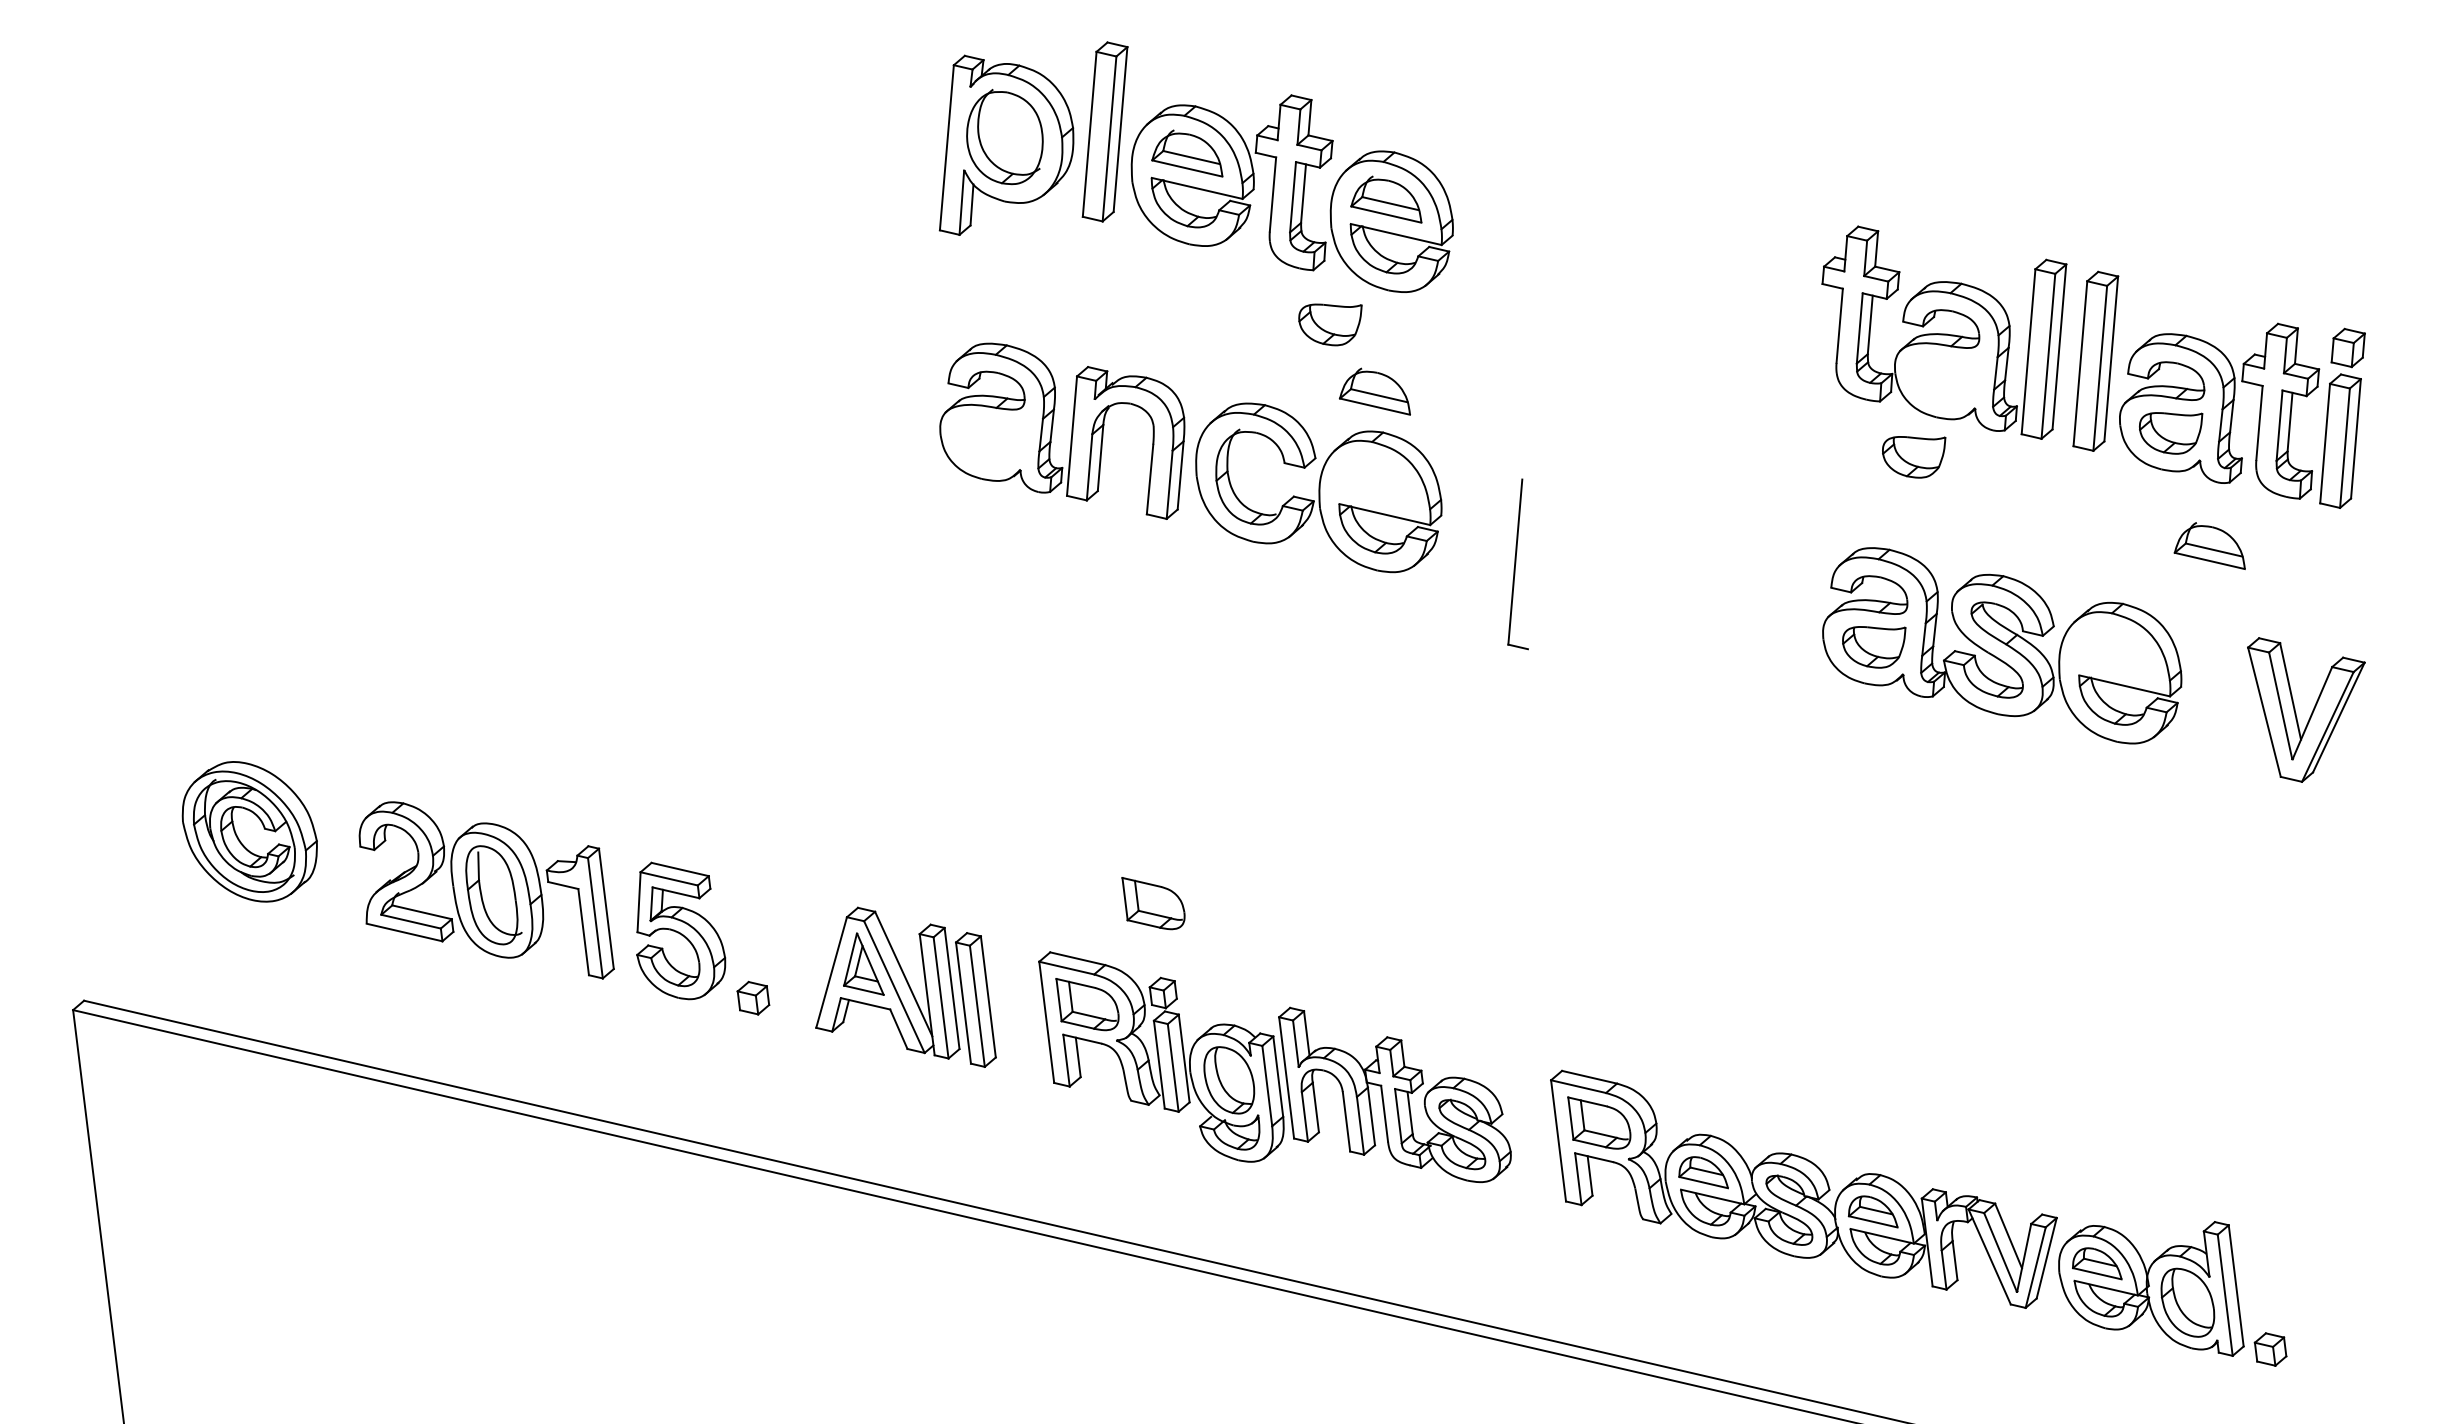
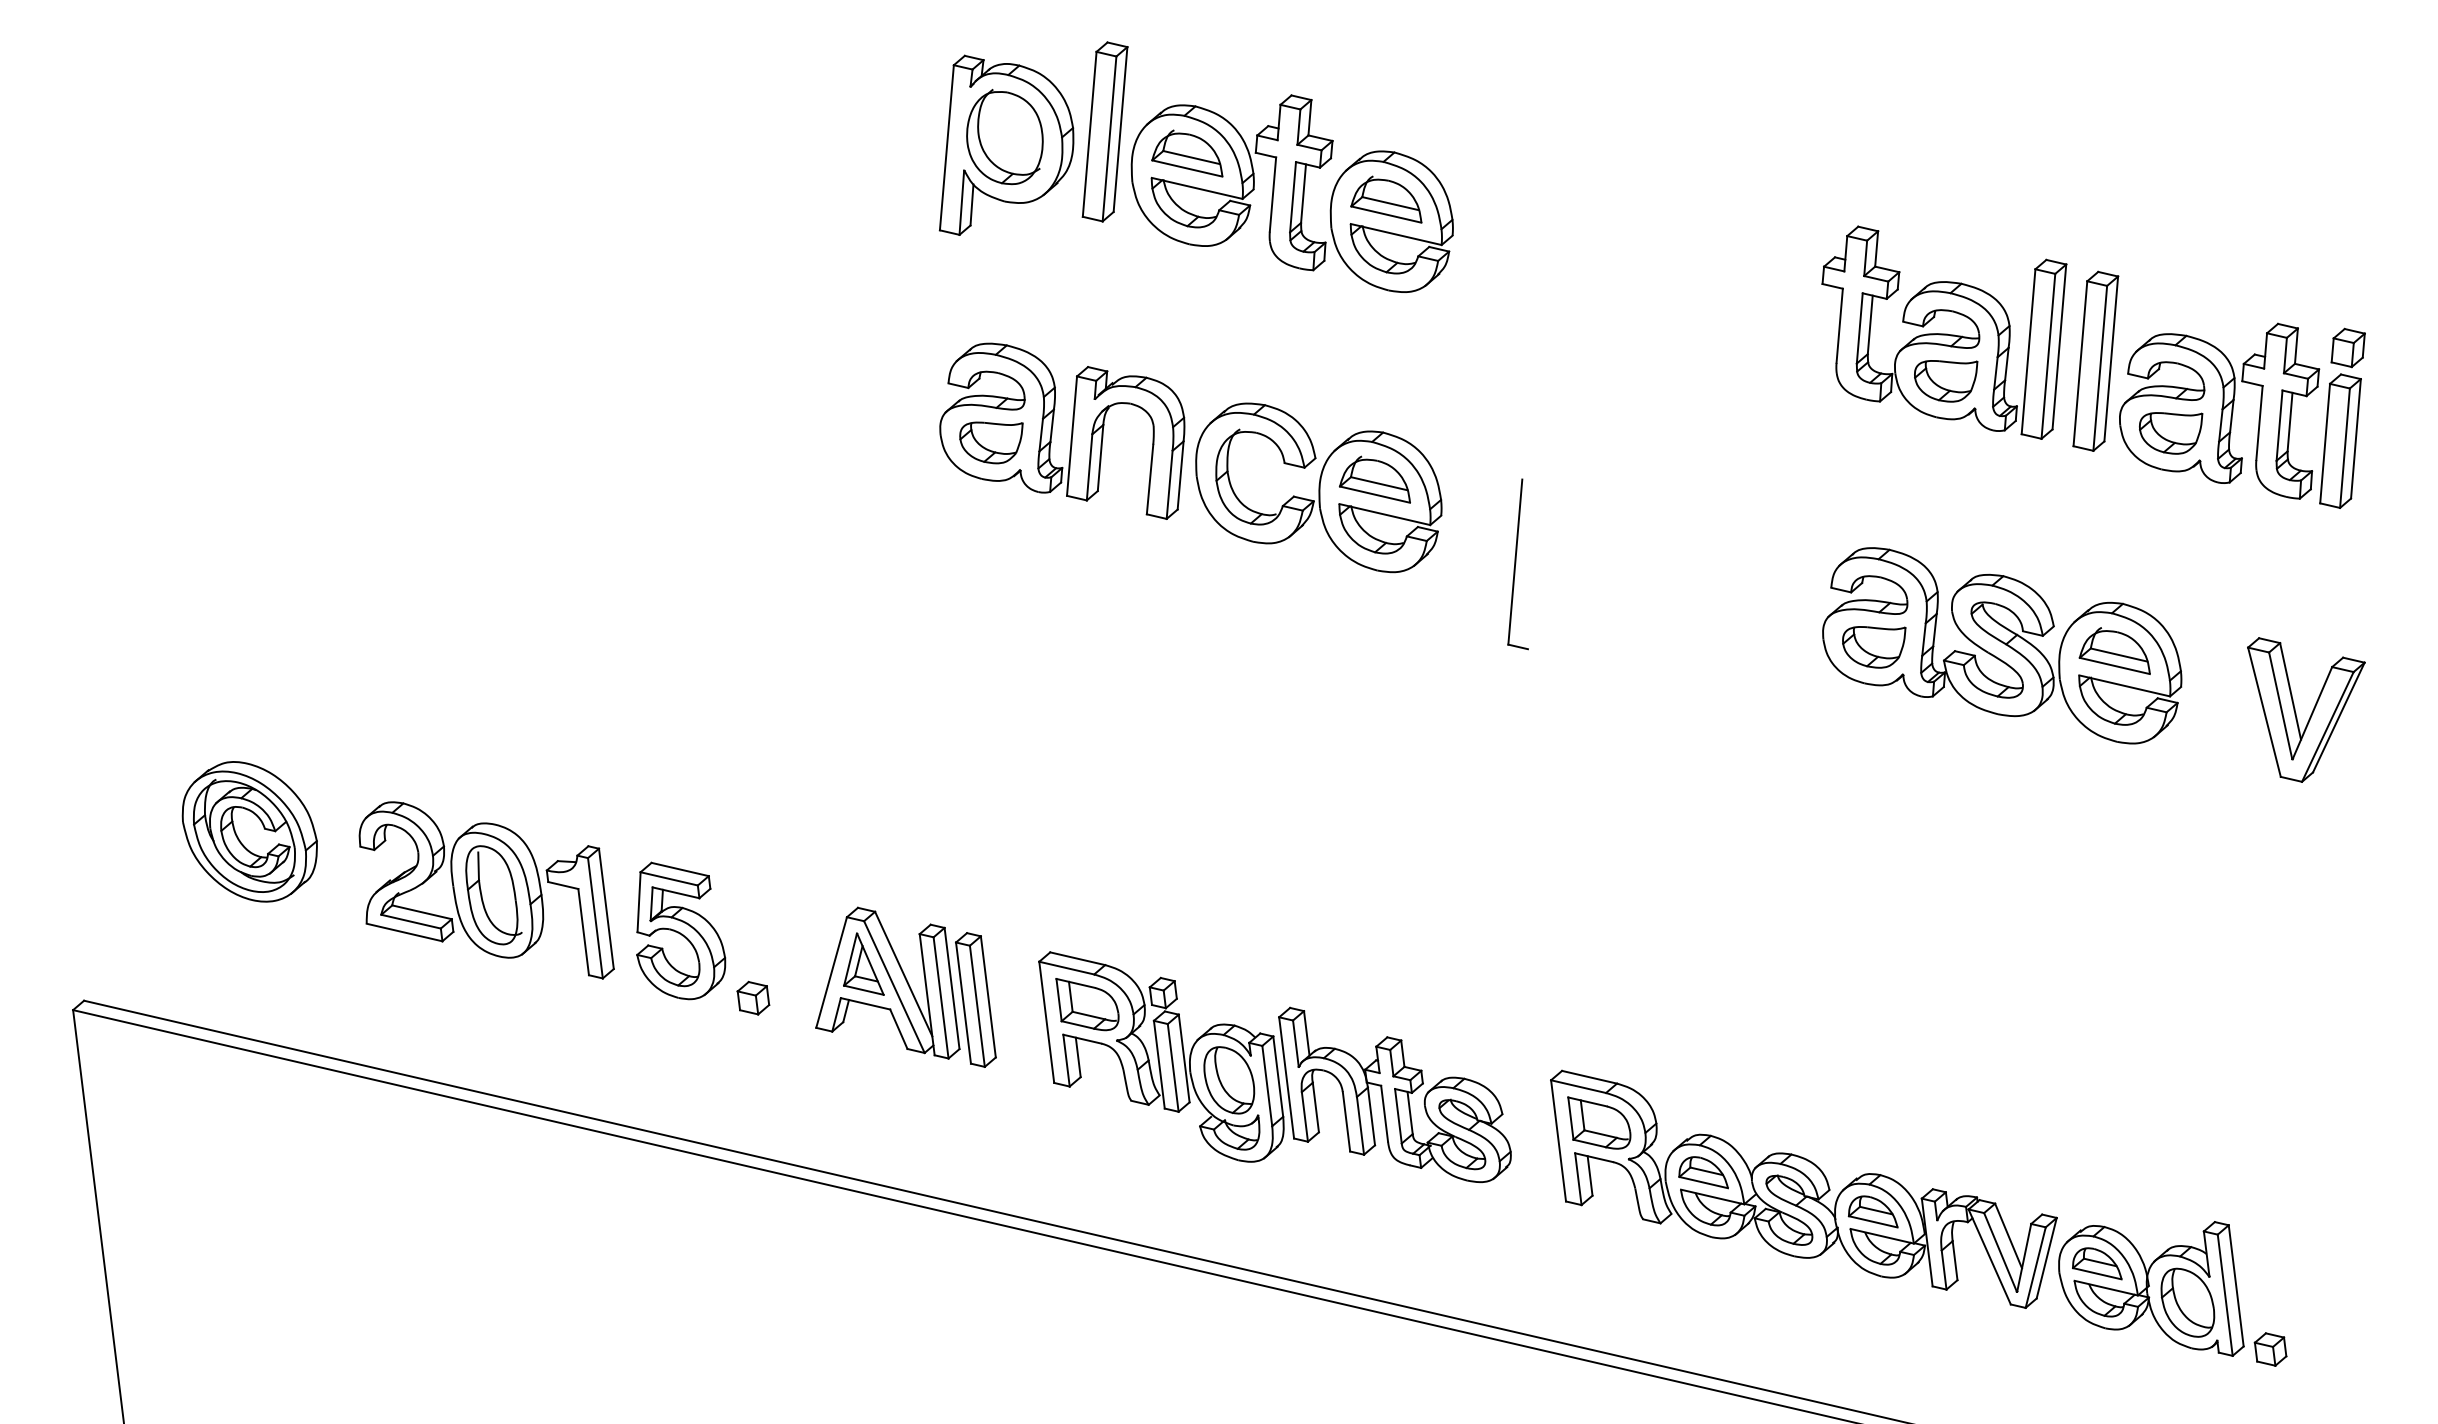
part position: (1330, 324) -> (991, 442) (991, 442)
part position: (1374, 391) -> (1374, 479) (1374, 479)
part position: (1914, 457) -> (1946, 381) (1946, 381)
part position: (2209, 545) -> (2114, 650) (2114, 650)
part: present -> none (1153, 903)
